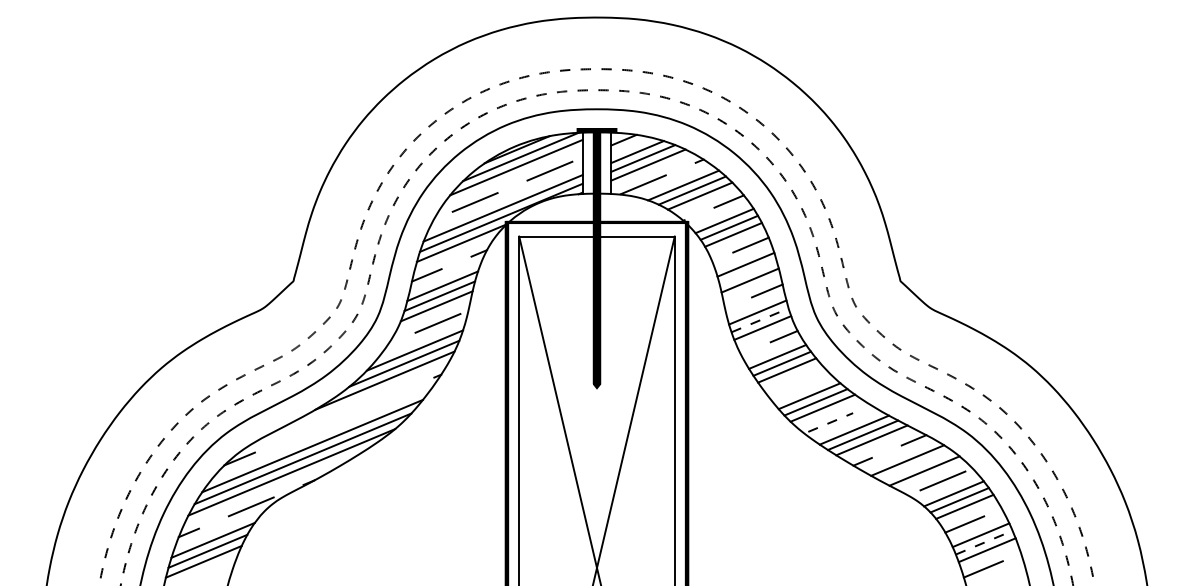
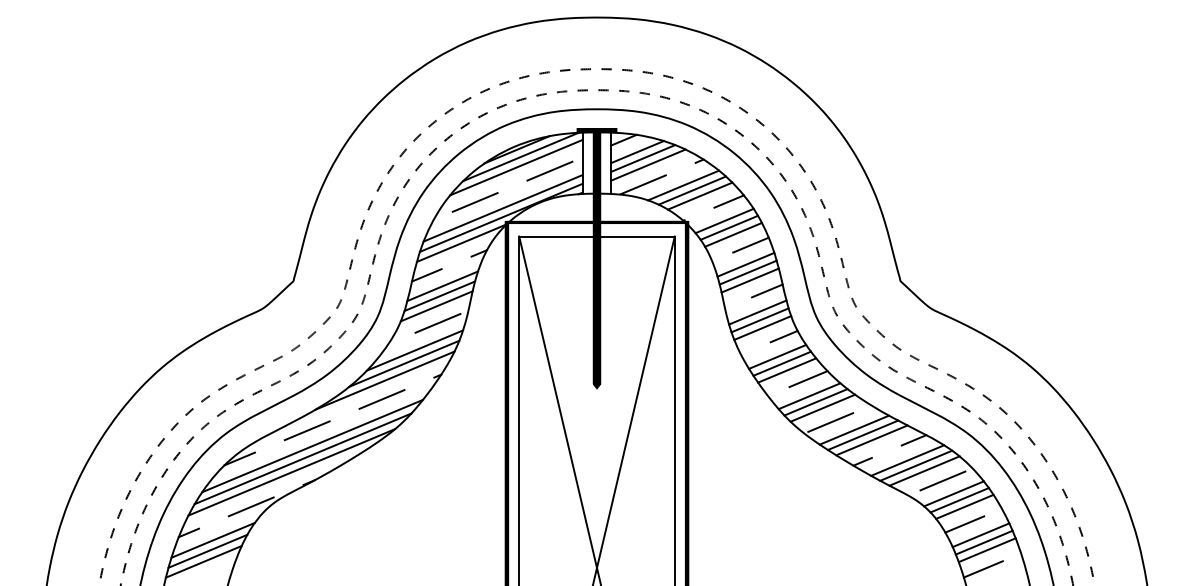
line: none -> present (747, 272)
line: dashed -> solid (760, 320)
line: none -> present (808, 379)
line: none -> present (381, 399)
line: dashed -> solid (831, 422)
line: none -> present (306, 430)
line: none -> present (916, 465)
line: dashed -> solid (984, 542)
